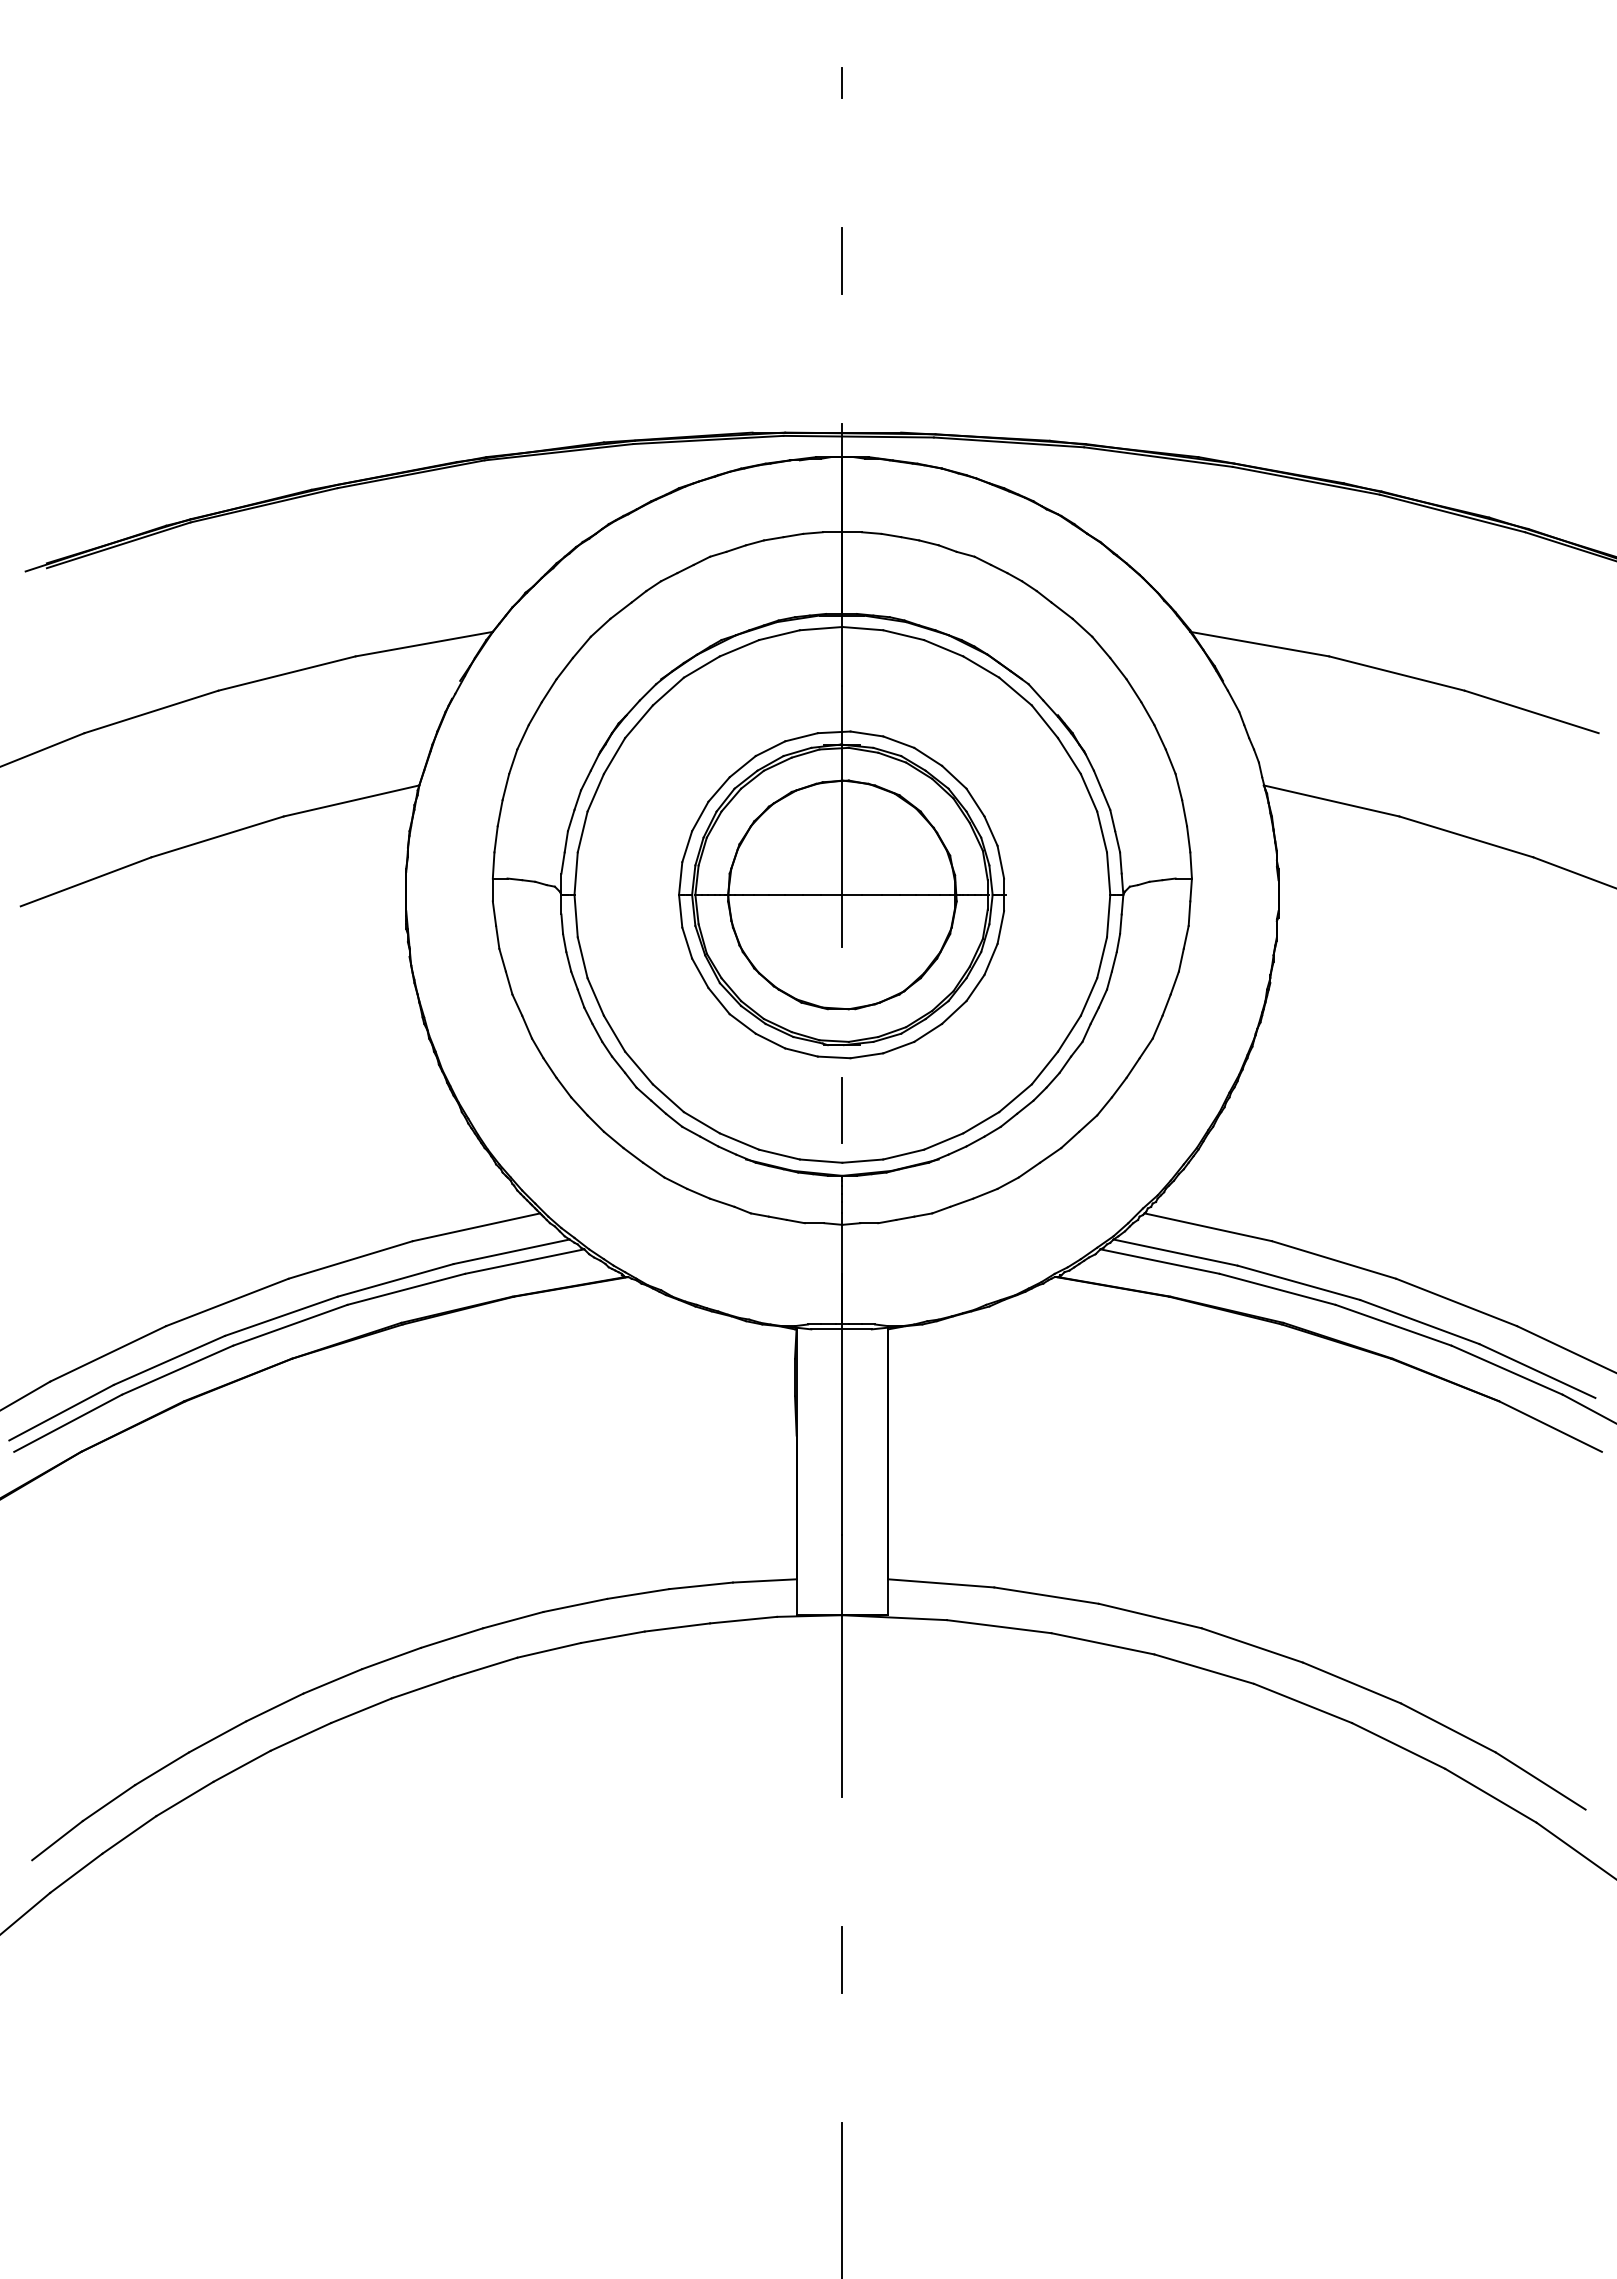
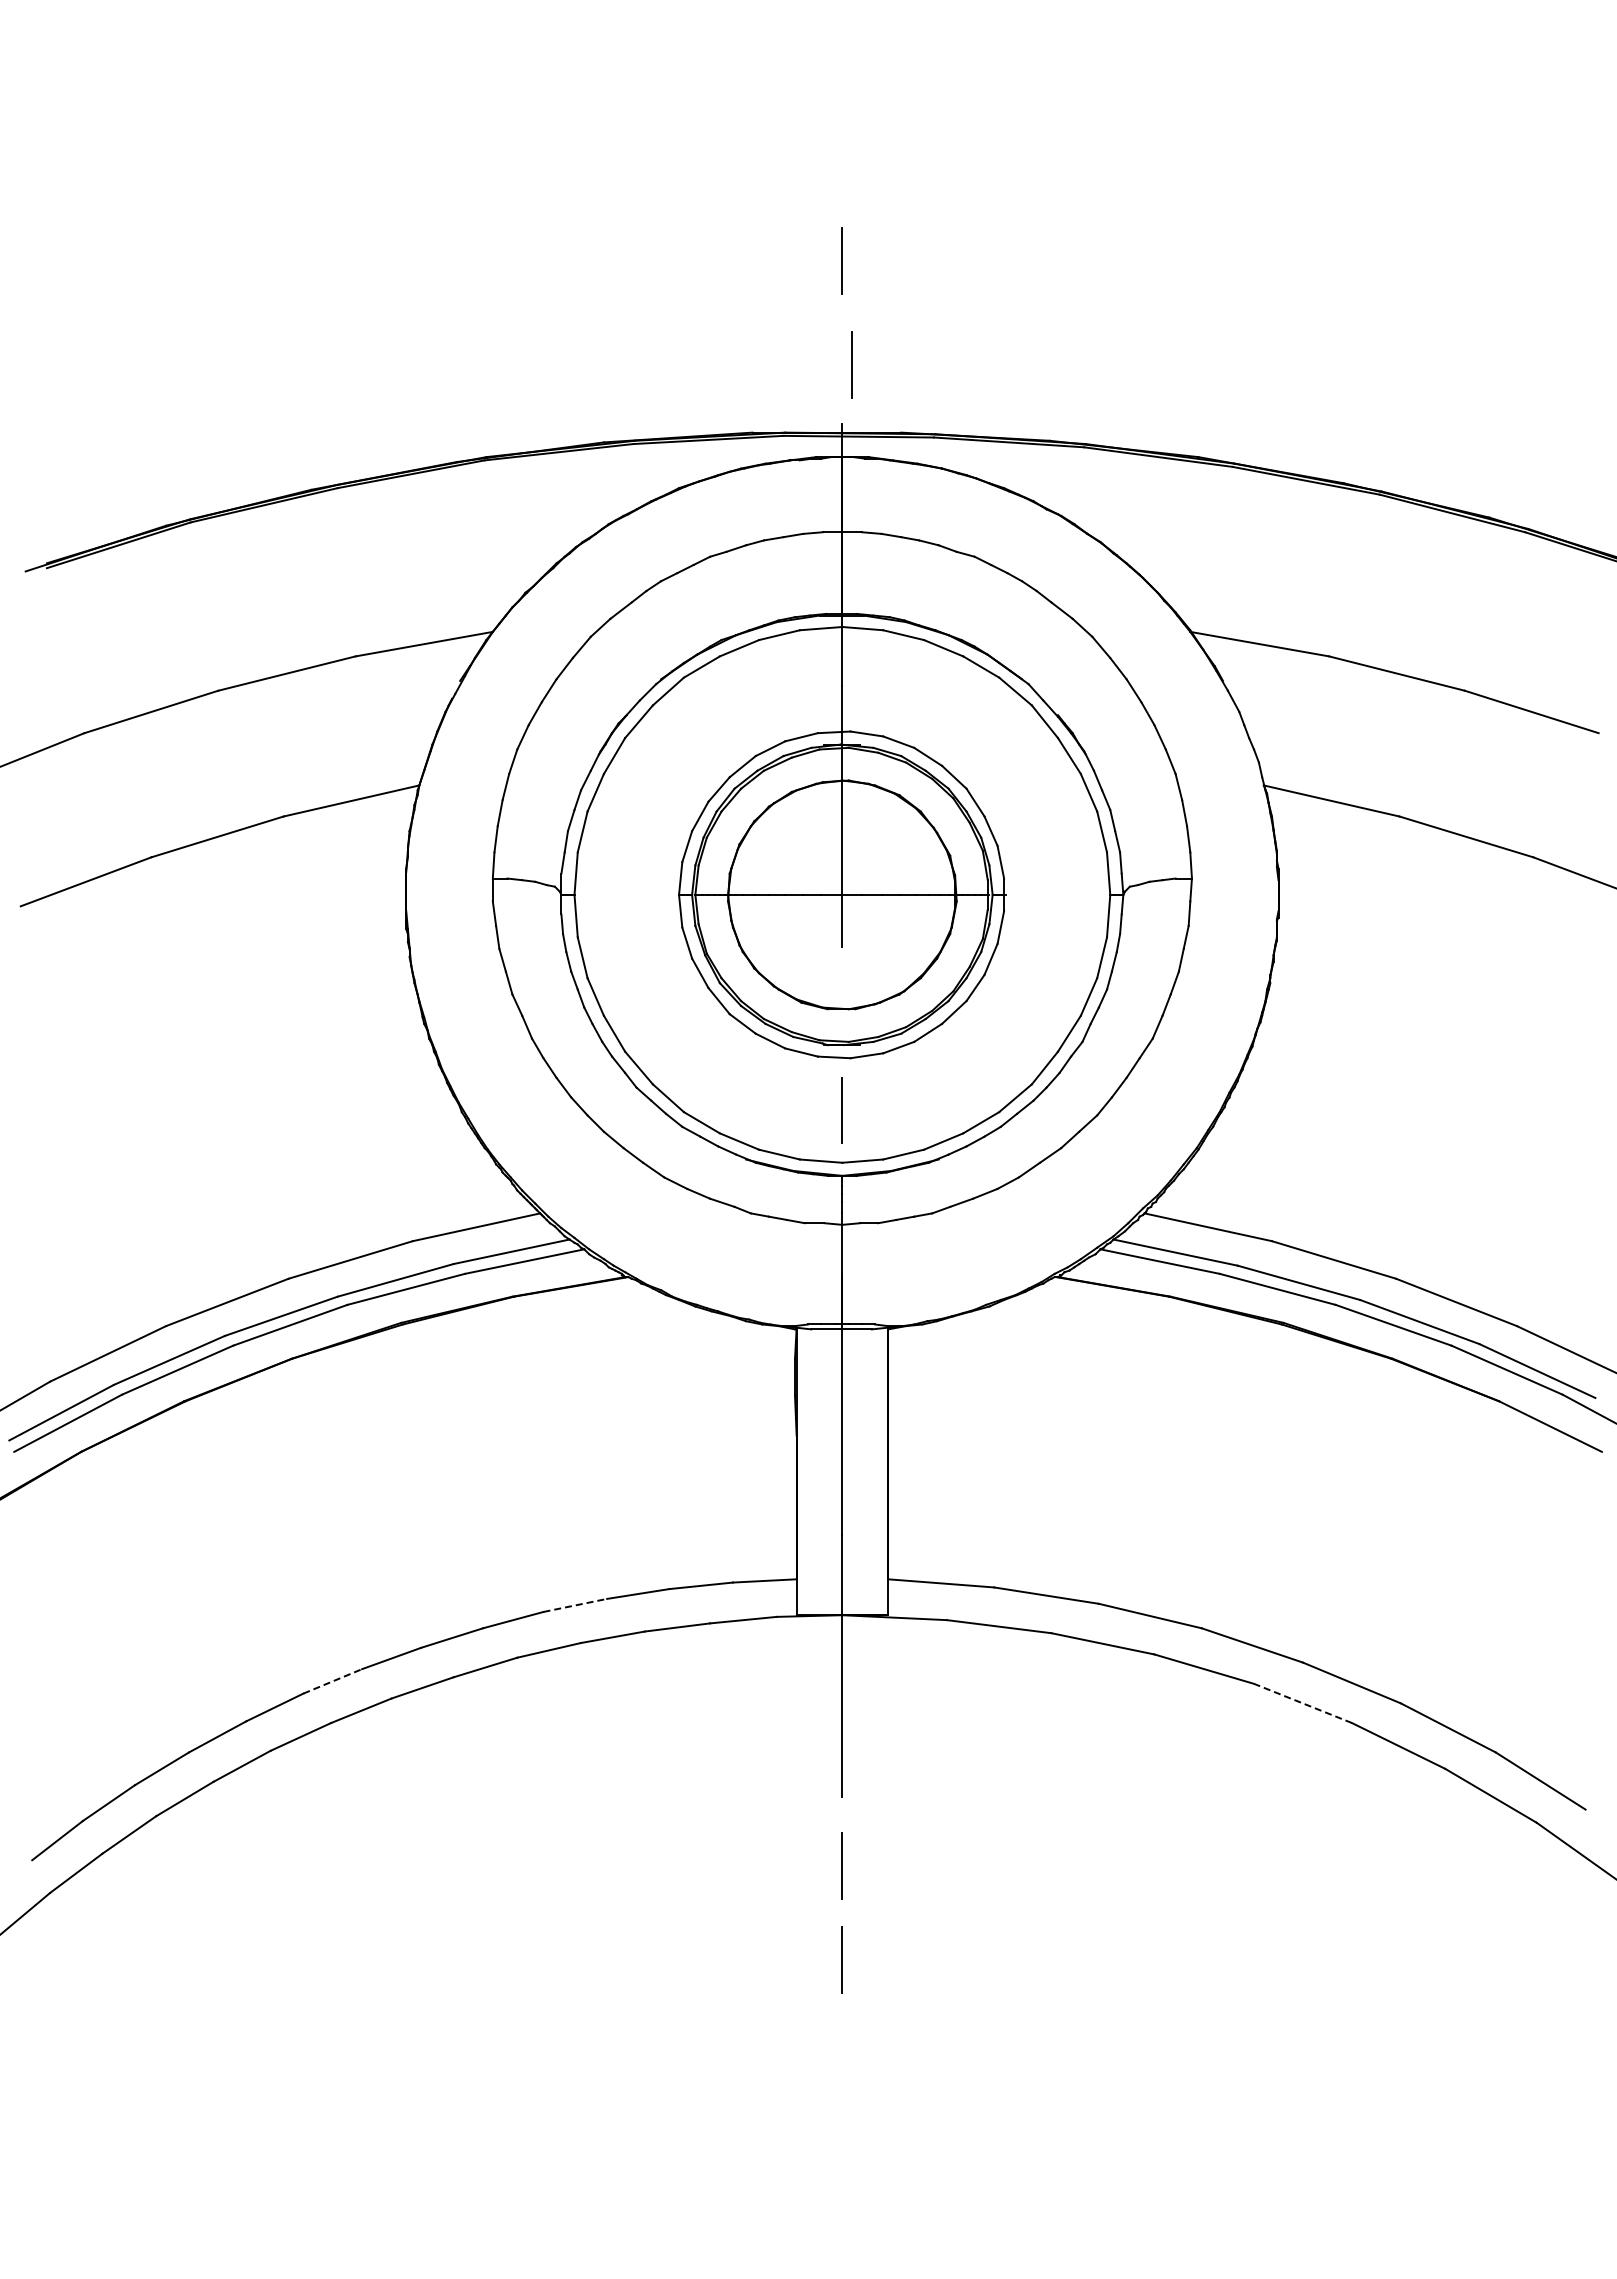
line: present -> none (841, 82)
line: none -> present (851, 364)
line: solid -> dashed (575, 1605)
line: solid -> dashed (332, 1681)
line: solid -> dashed (1303, 1703)
line: none -> present (841, 1865)
line: present -> none (842, 2199)
